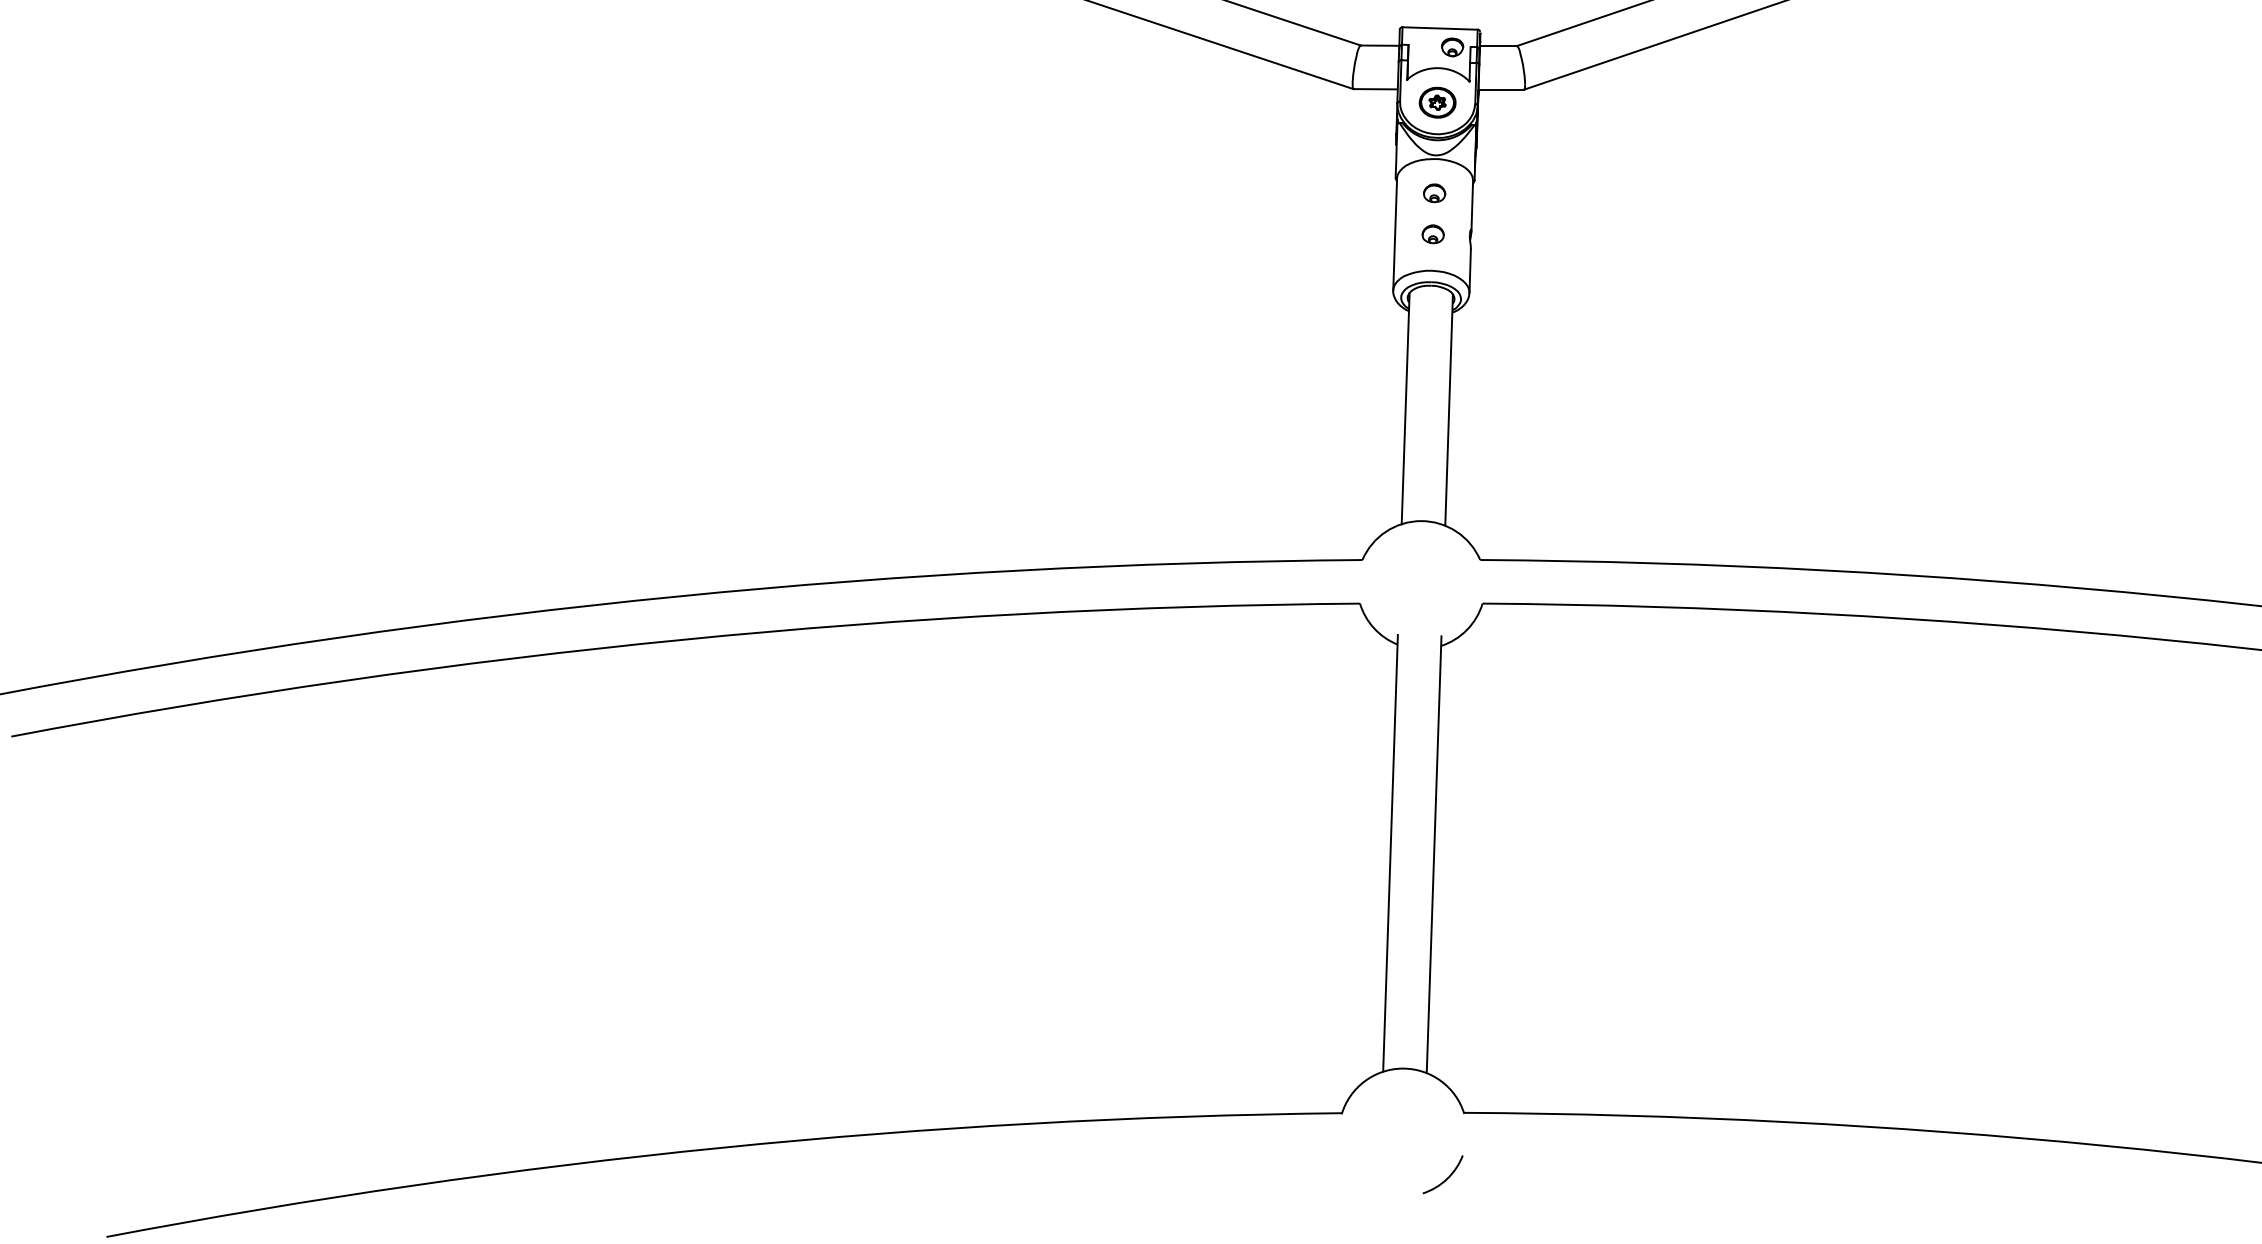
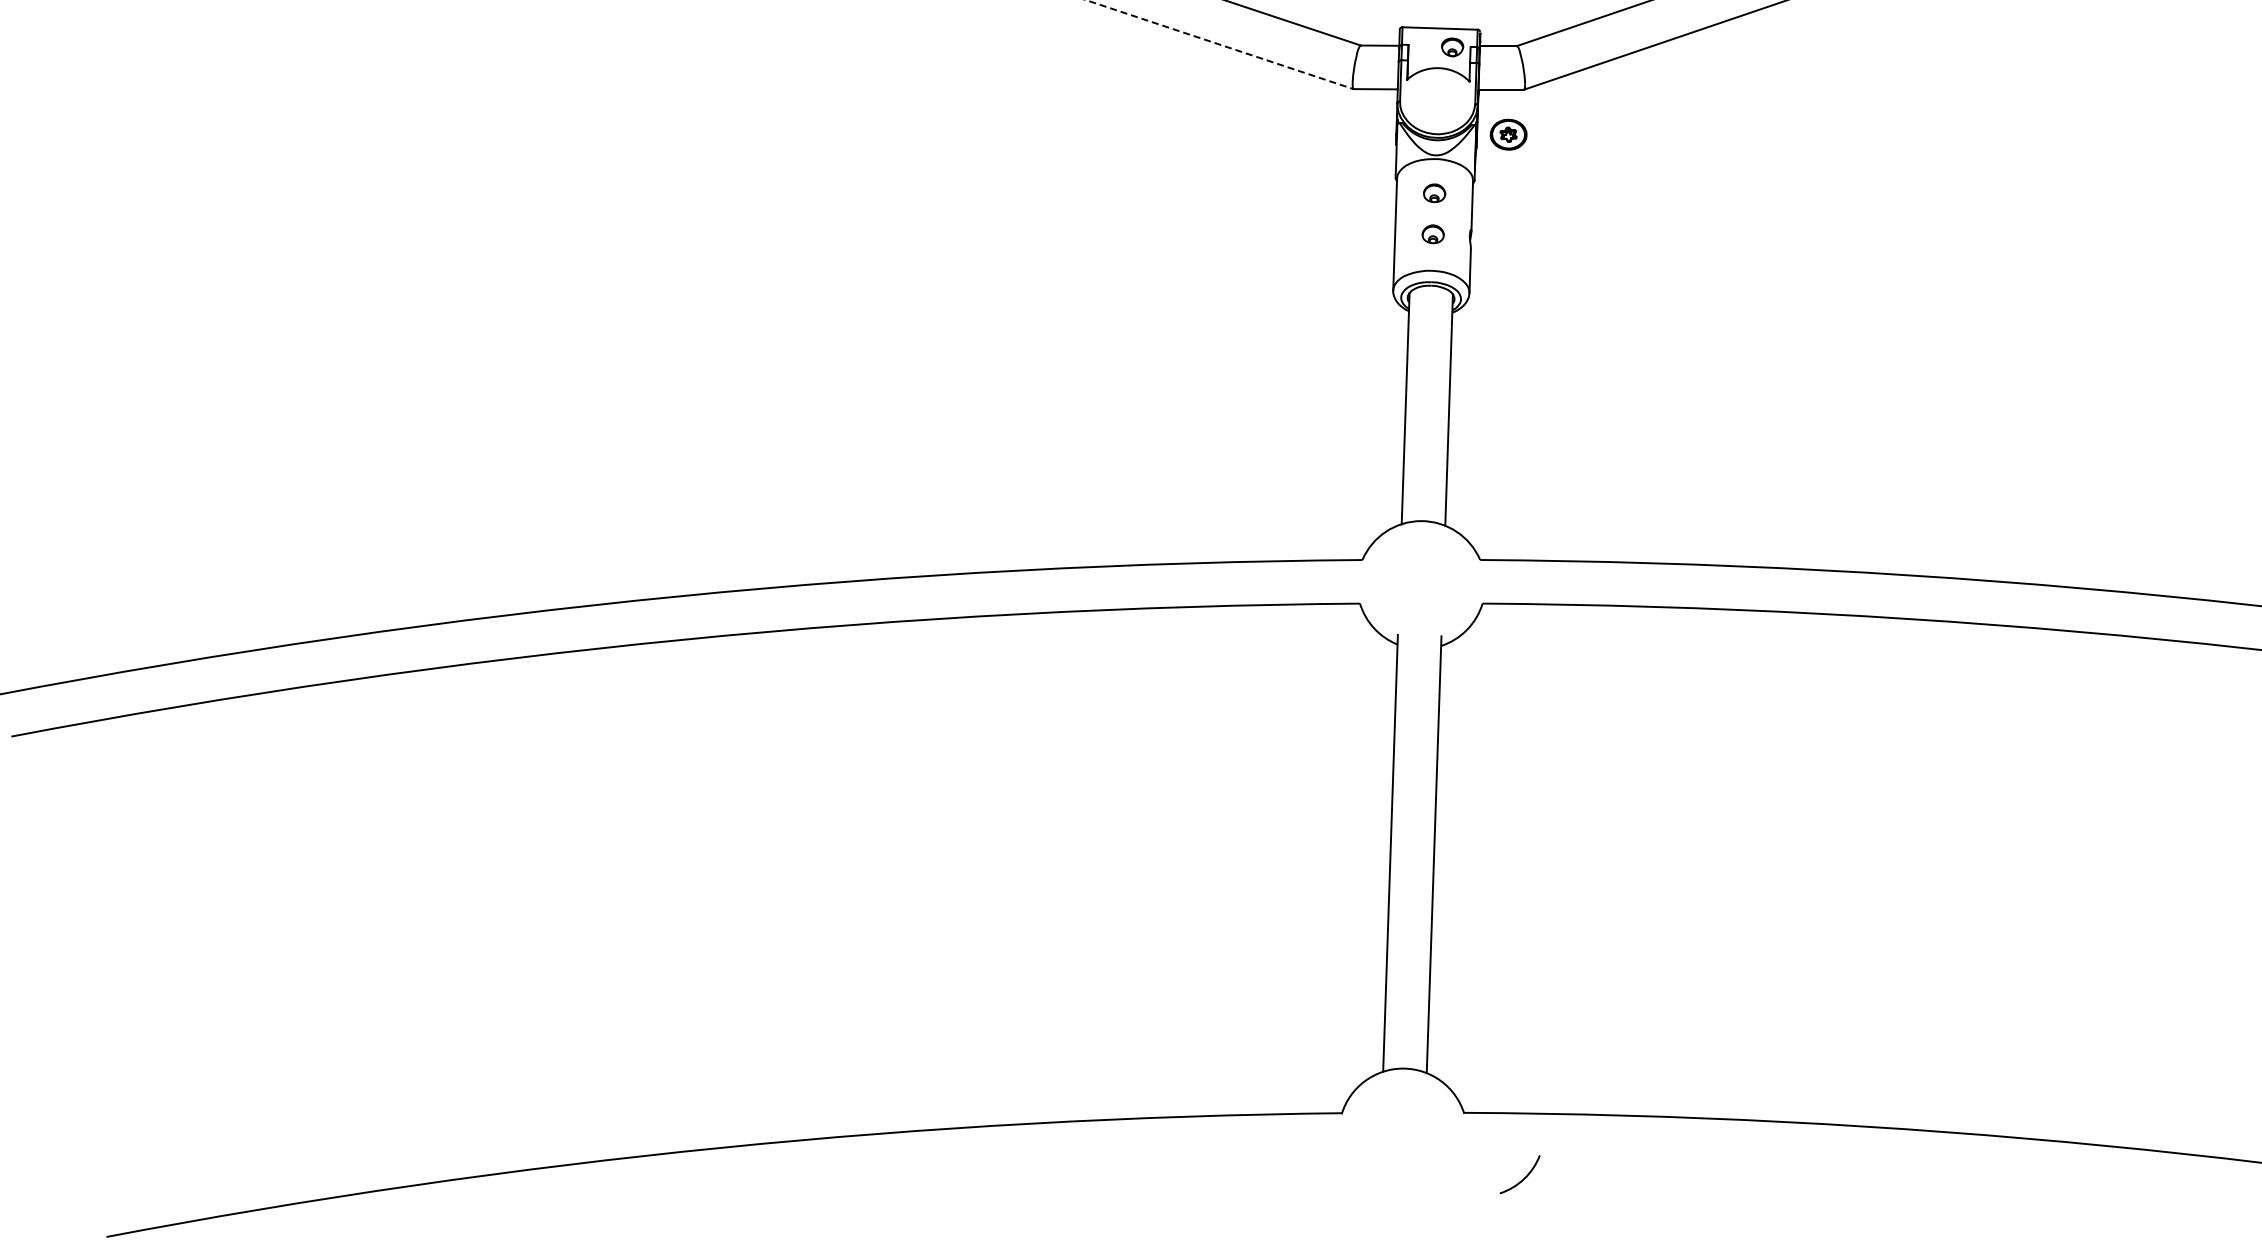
line: solid -> dashed (1219, 44)
part position: (1437, 102) -> (1508, 134) (1508, 134)
arc position: (1446, 1178) -> (1523, 1178) (1523, 1178)
